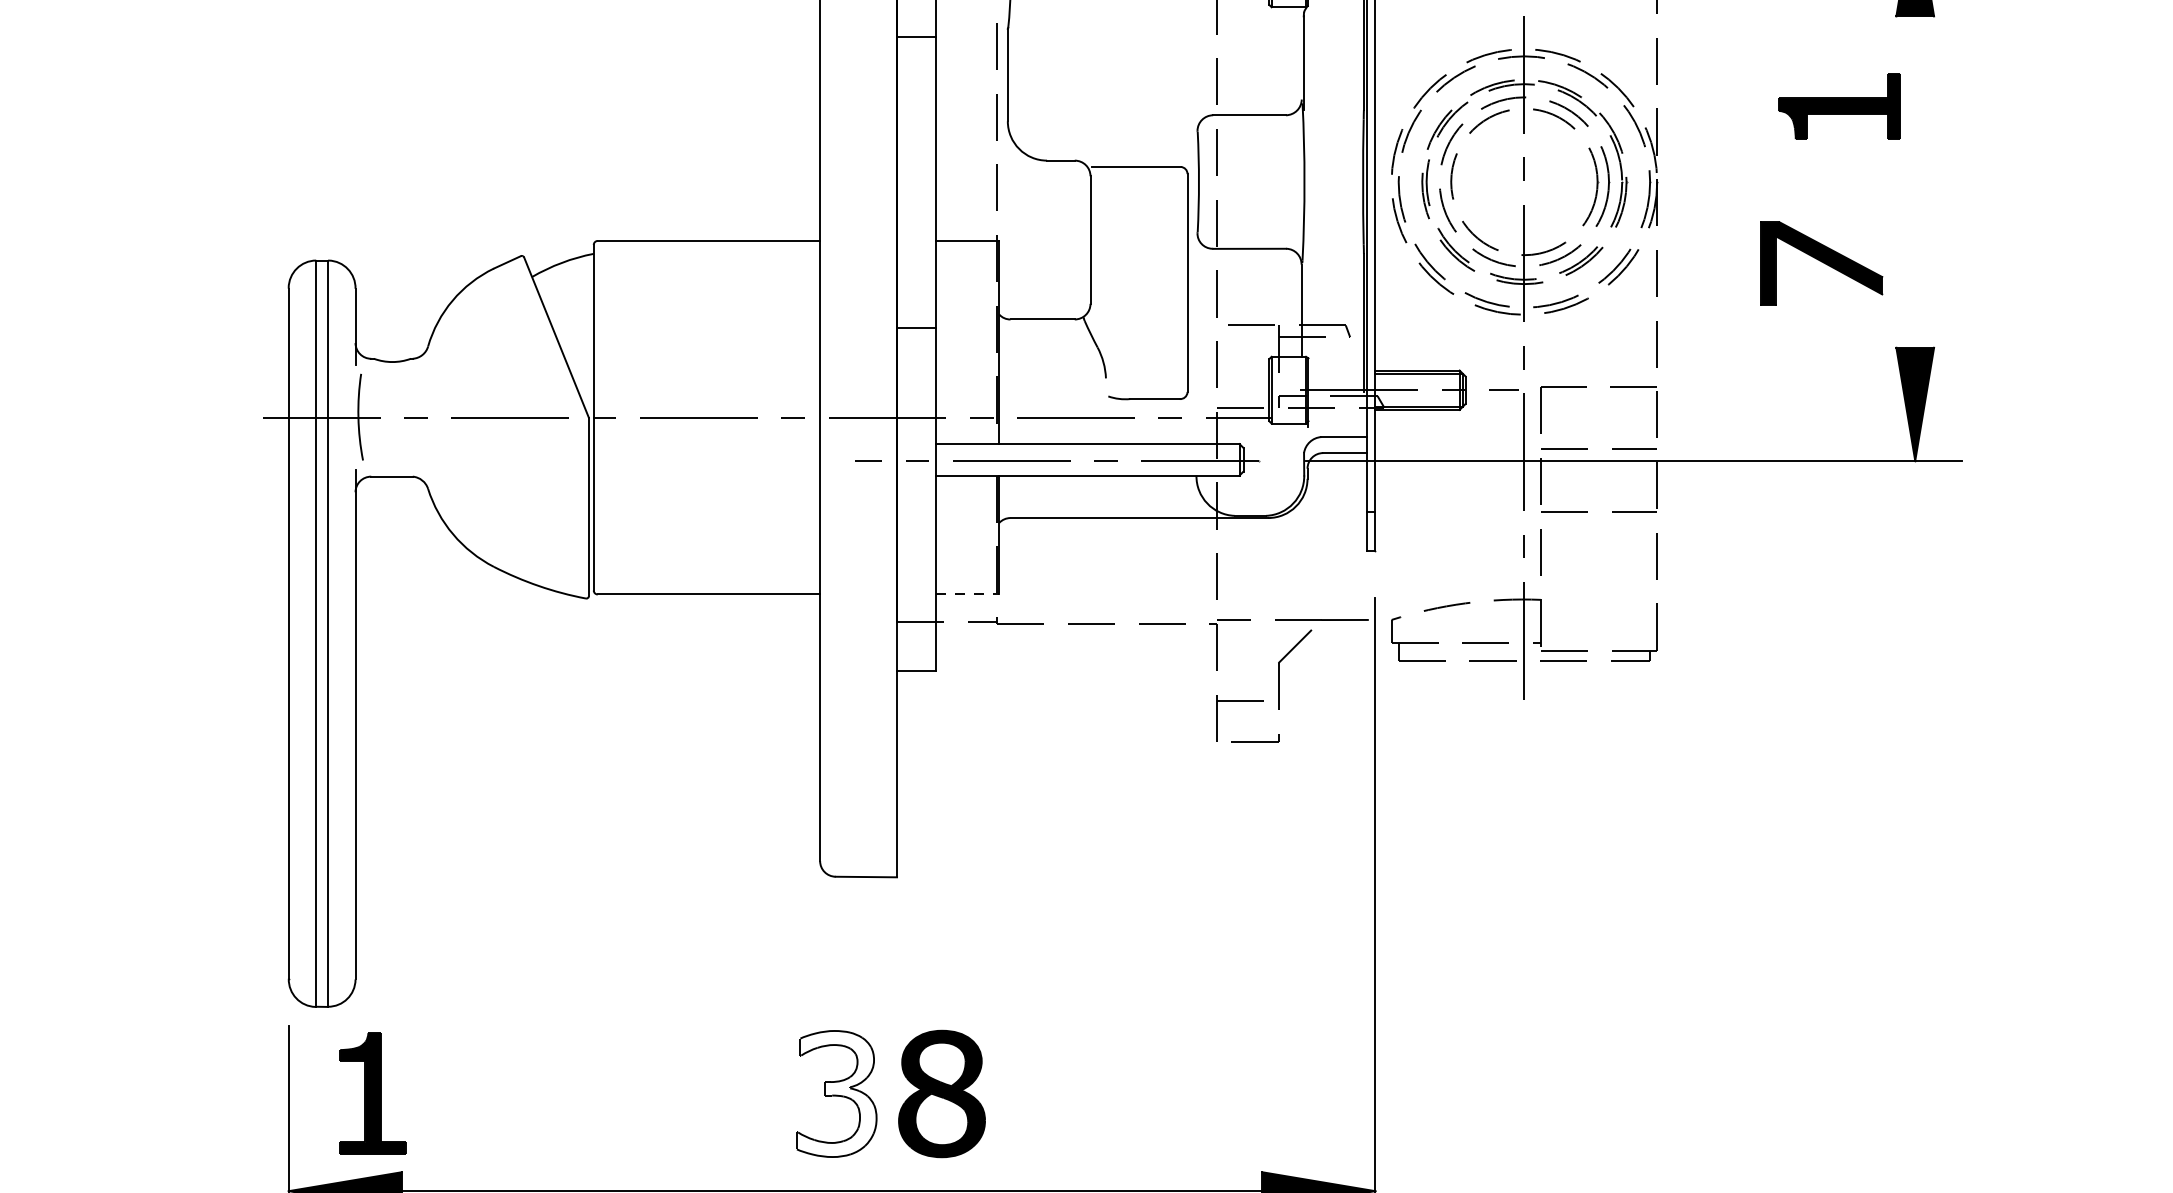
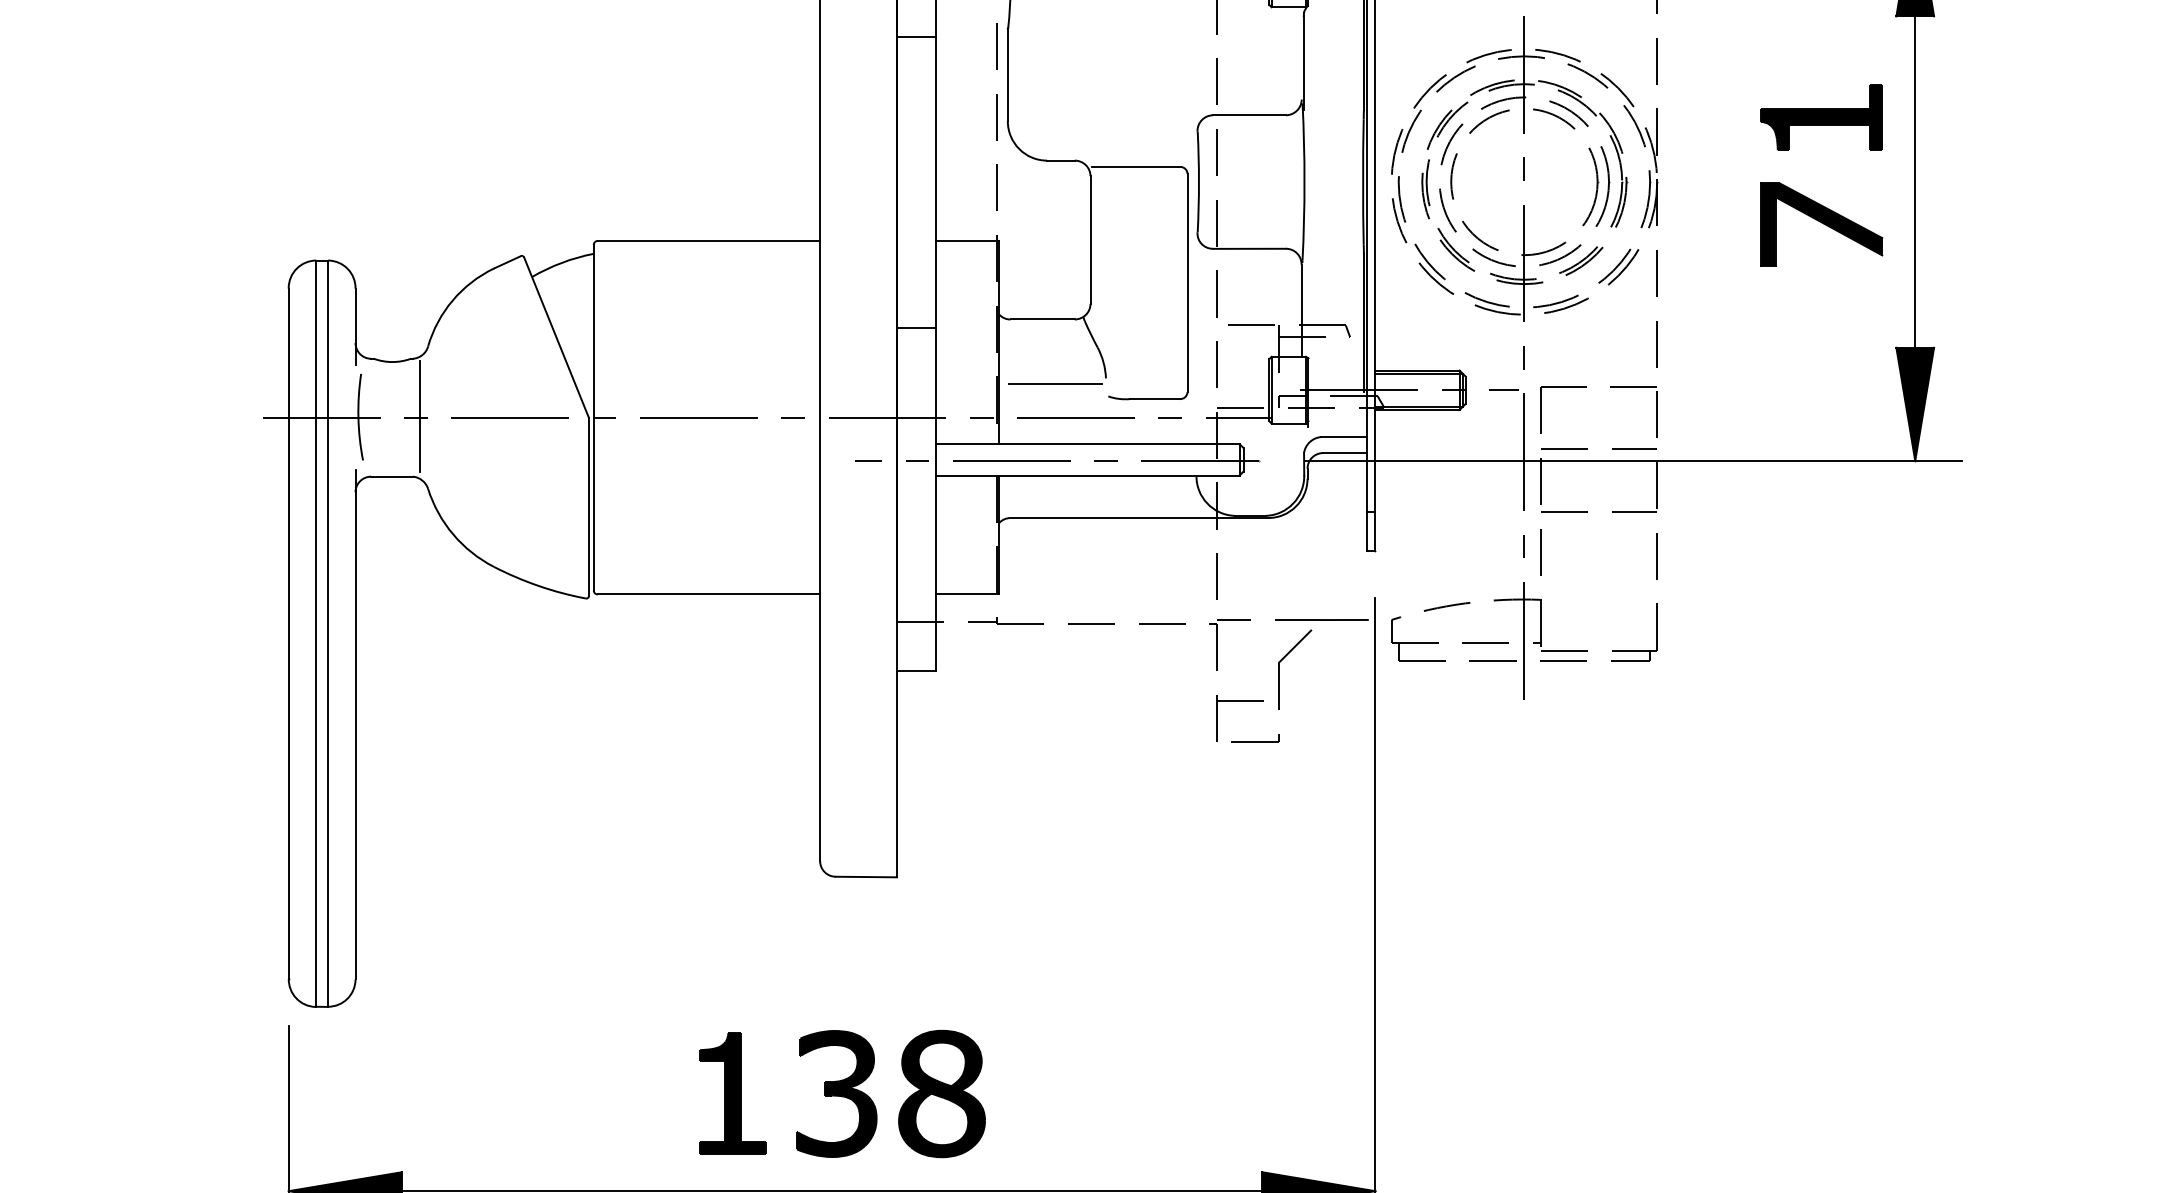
part position: (1839, 106) -> (1821, 117) (1821, 117)
line: none -> present (1915, 181)
part position: (1821, 263) -> (1821, 224) (1821, 224)
line: none -> present (1054, 383)
line: none -> present (419, 416)
line: dashed -> solid (968, 594)
part position: (372, 1093) -> (732, 1093) (732, 1093)
fill: none -> present (836, 1093)
